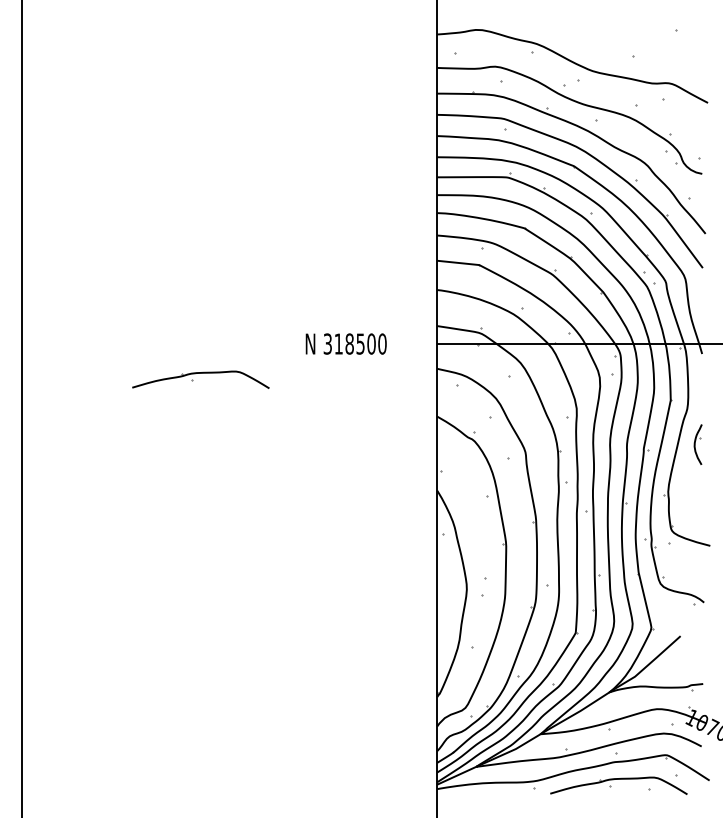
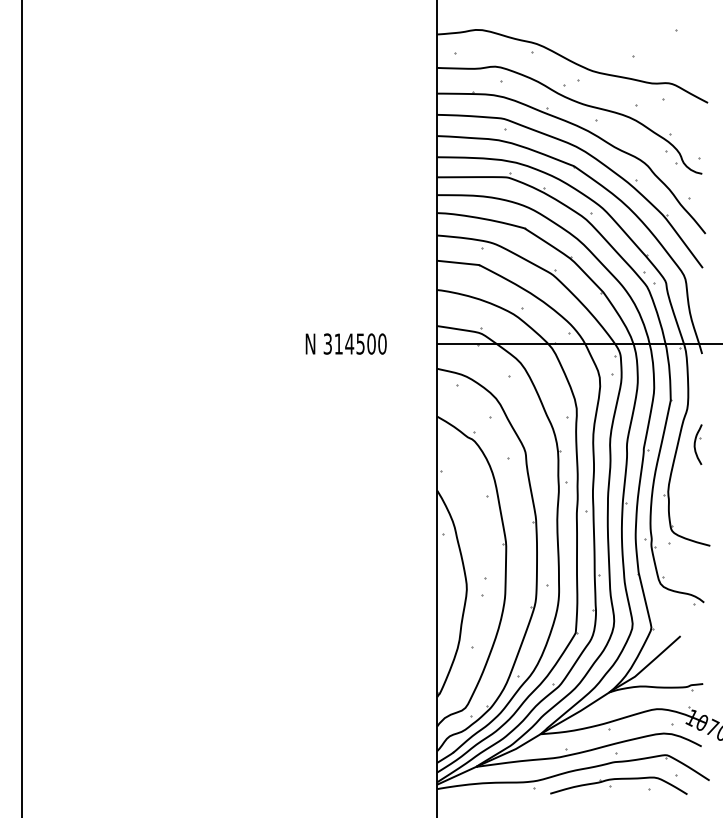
text: 318500 -> 314500 (349, 343)
part: present -> none (200, 379)
